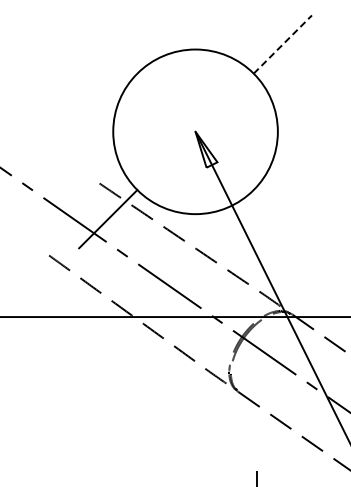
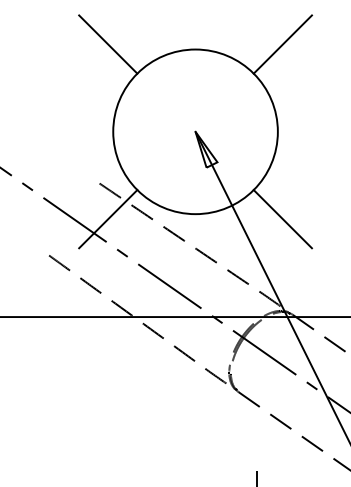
line: none -> present (108, 44)
line: dashed -> solid (283, 44)
line: none -> present (282, 219)
